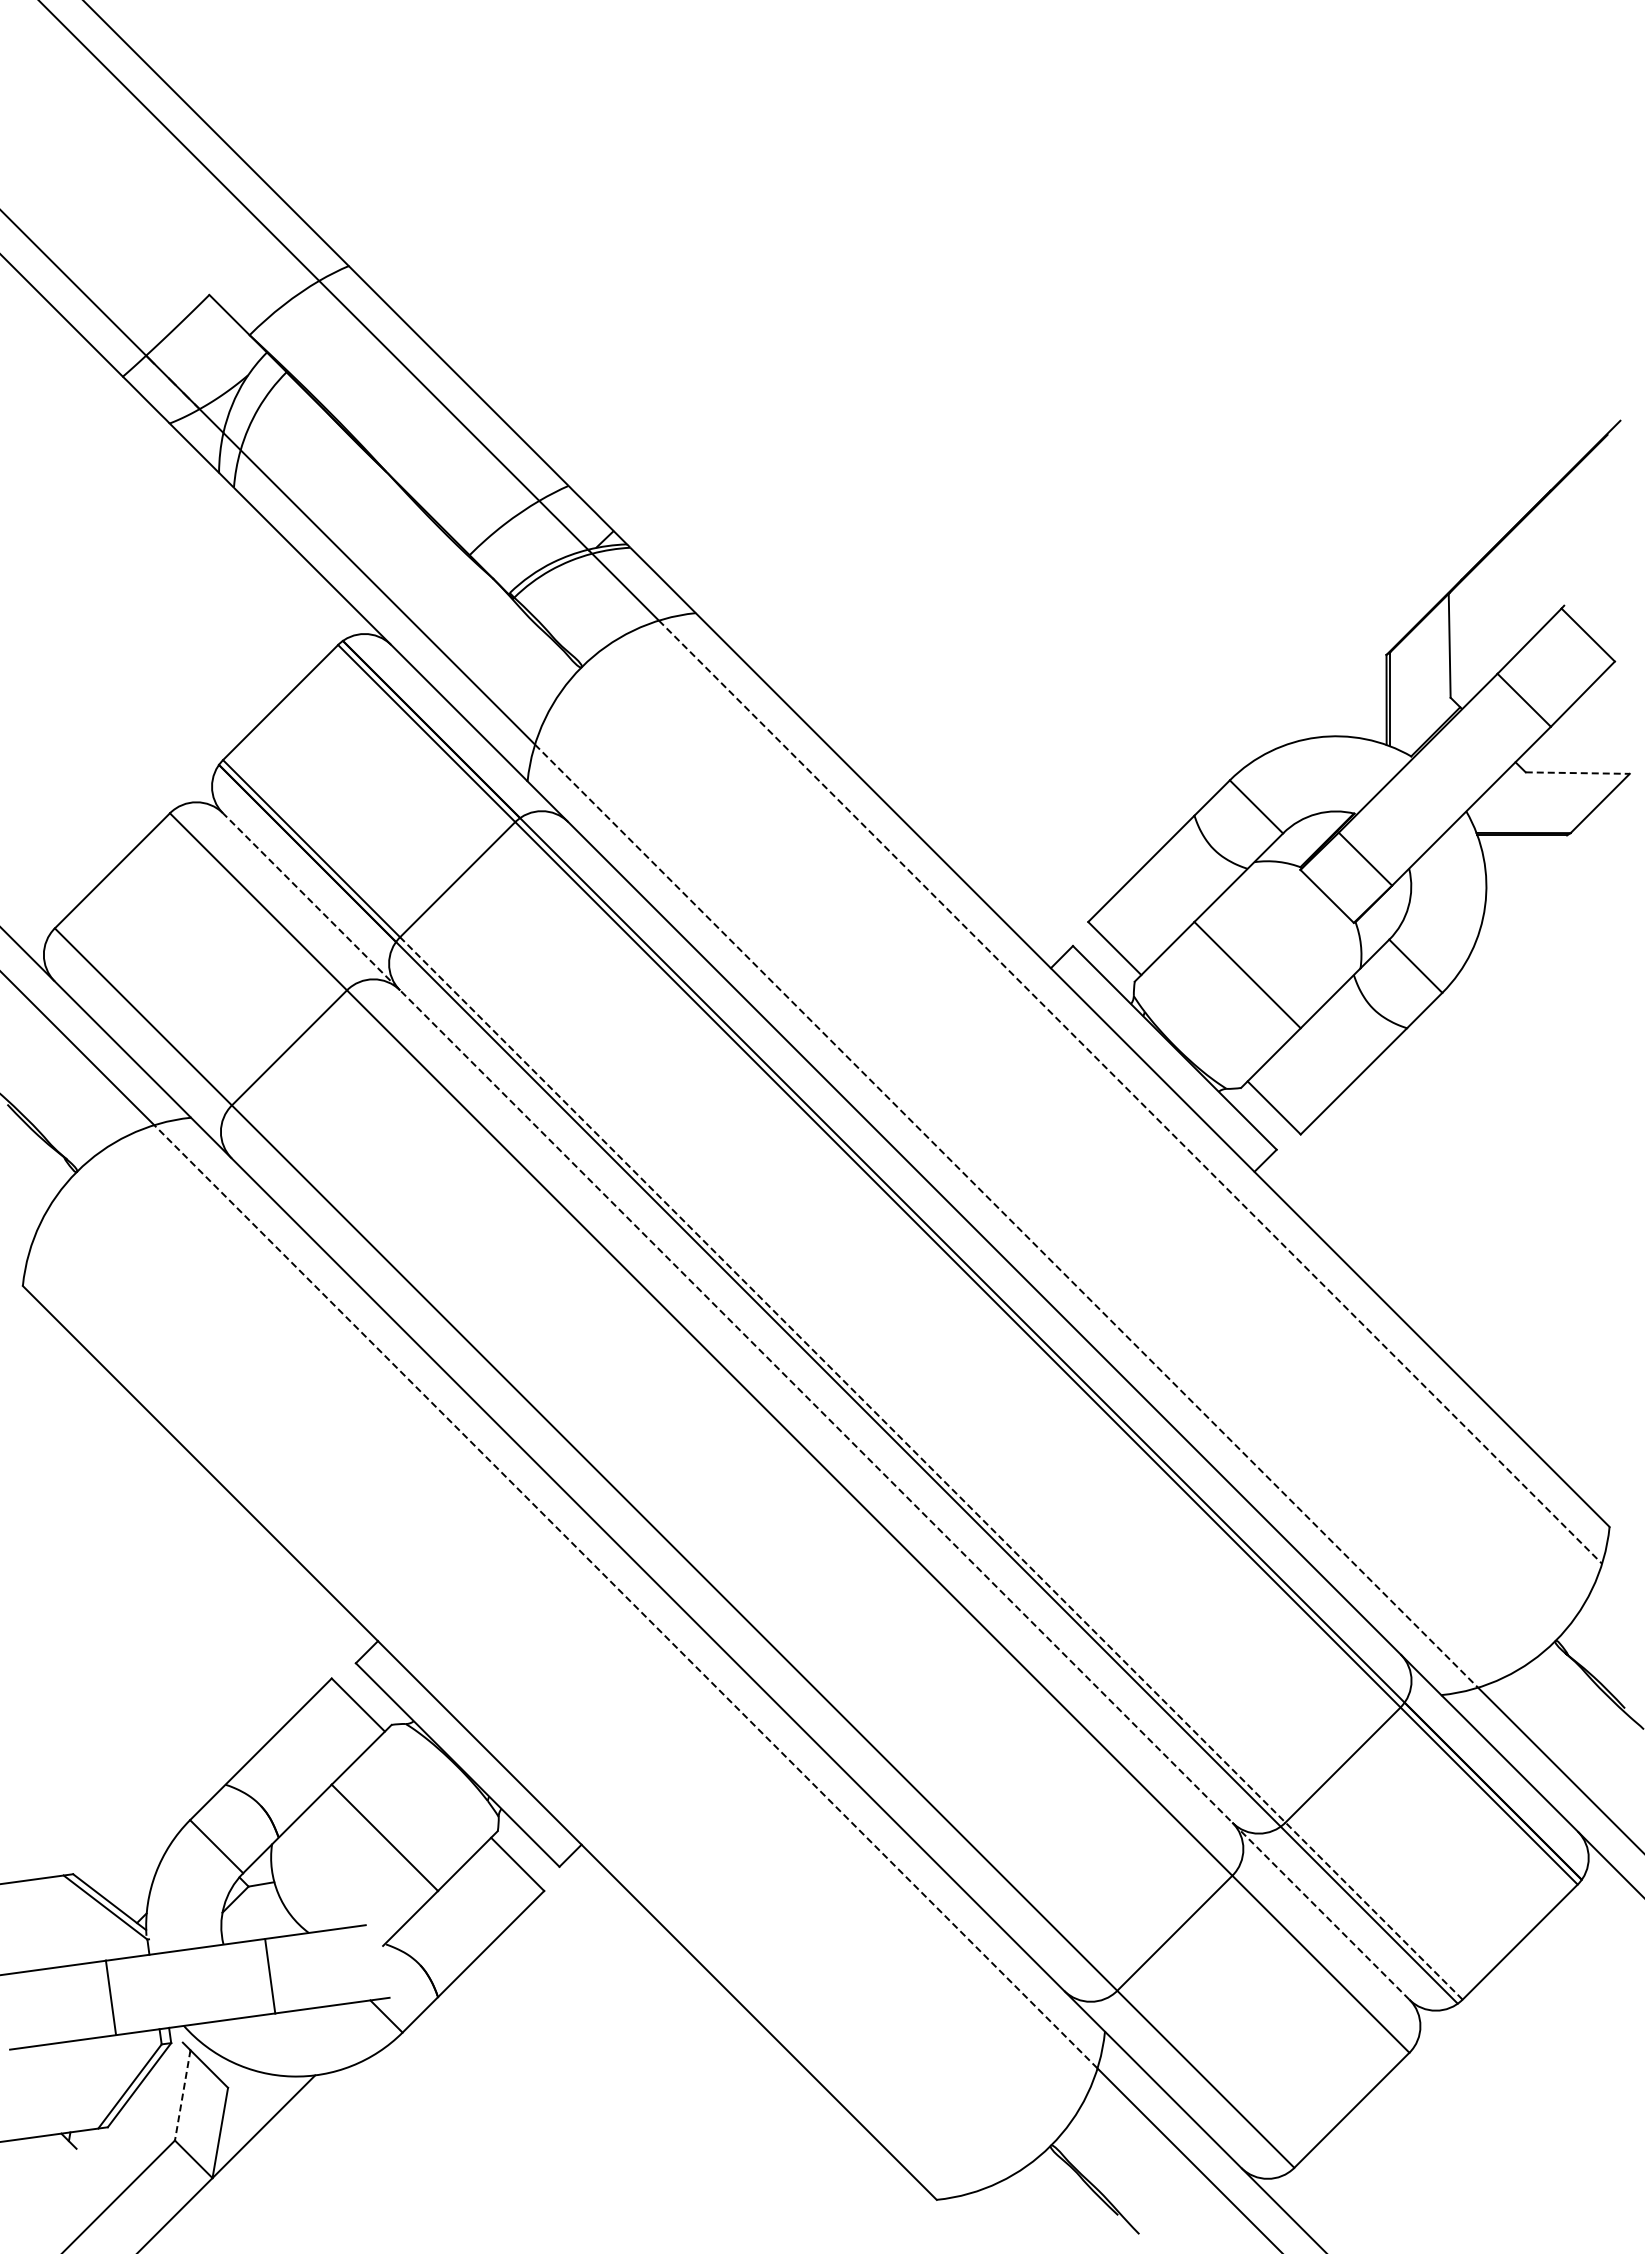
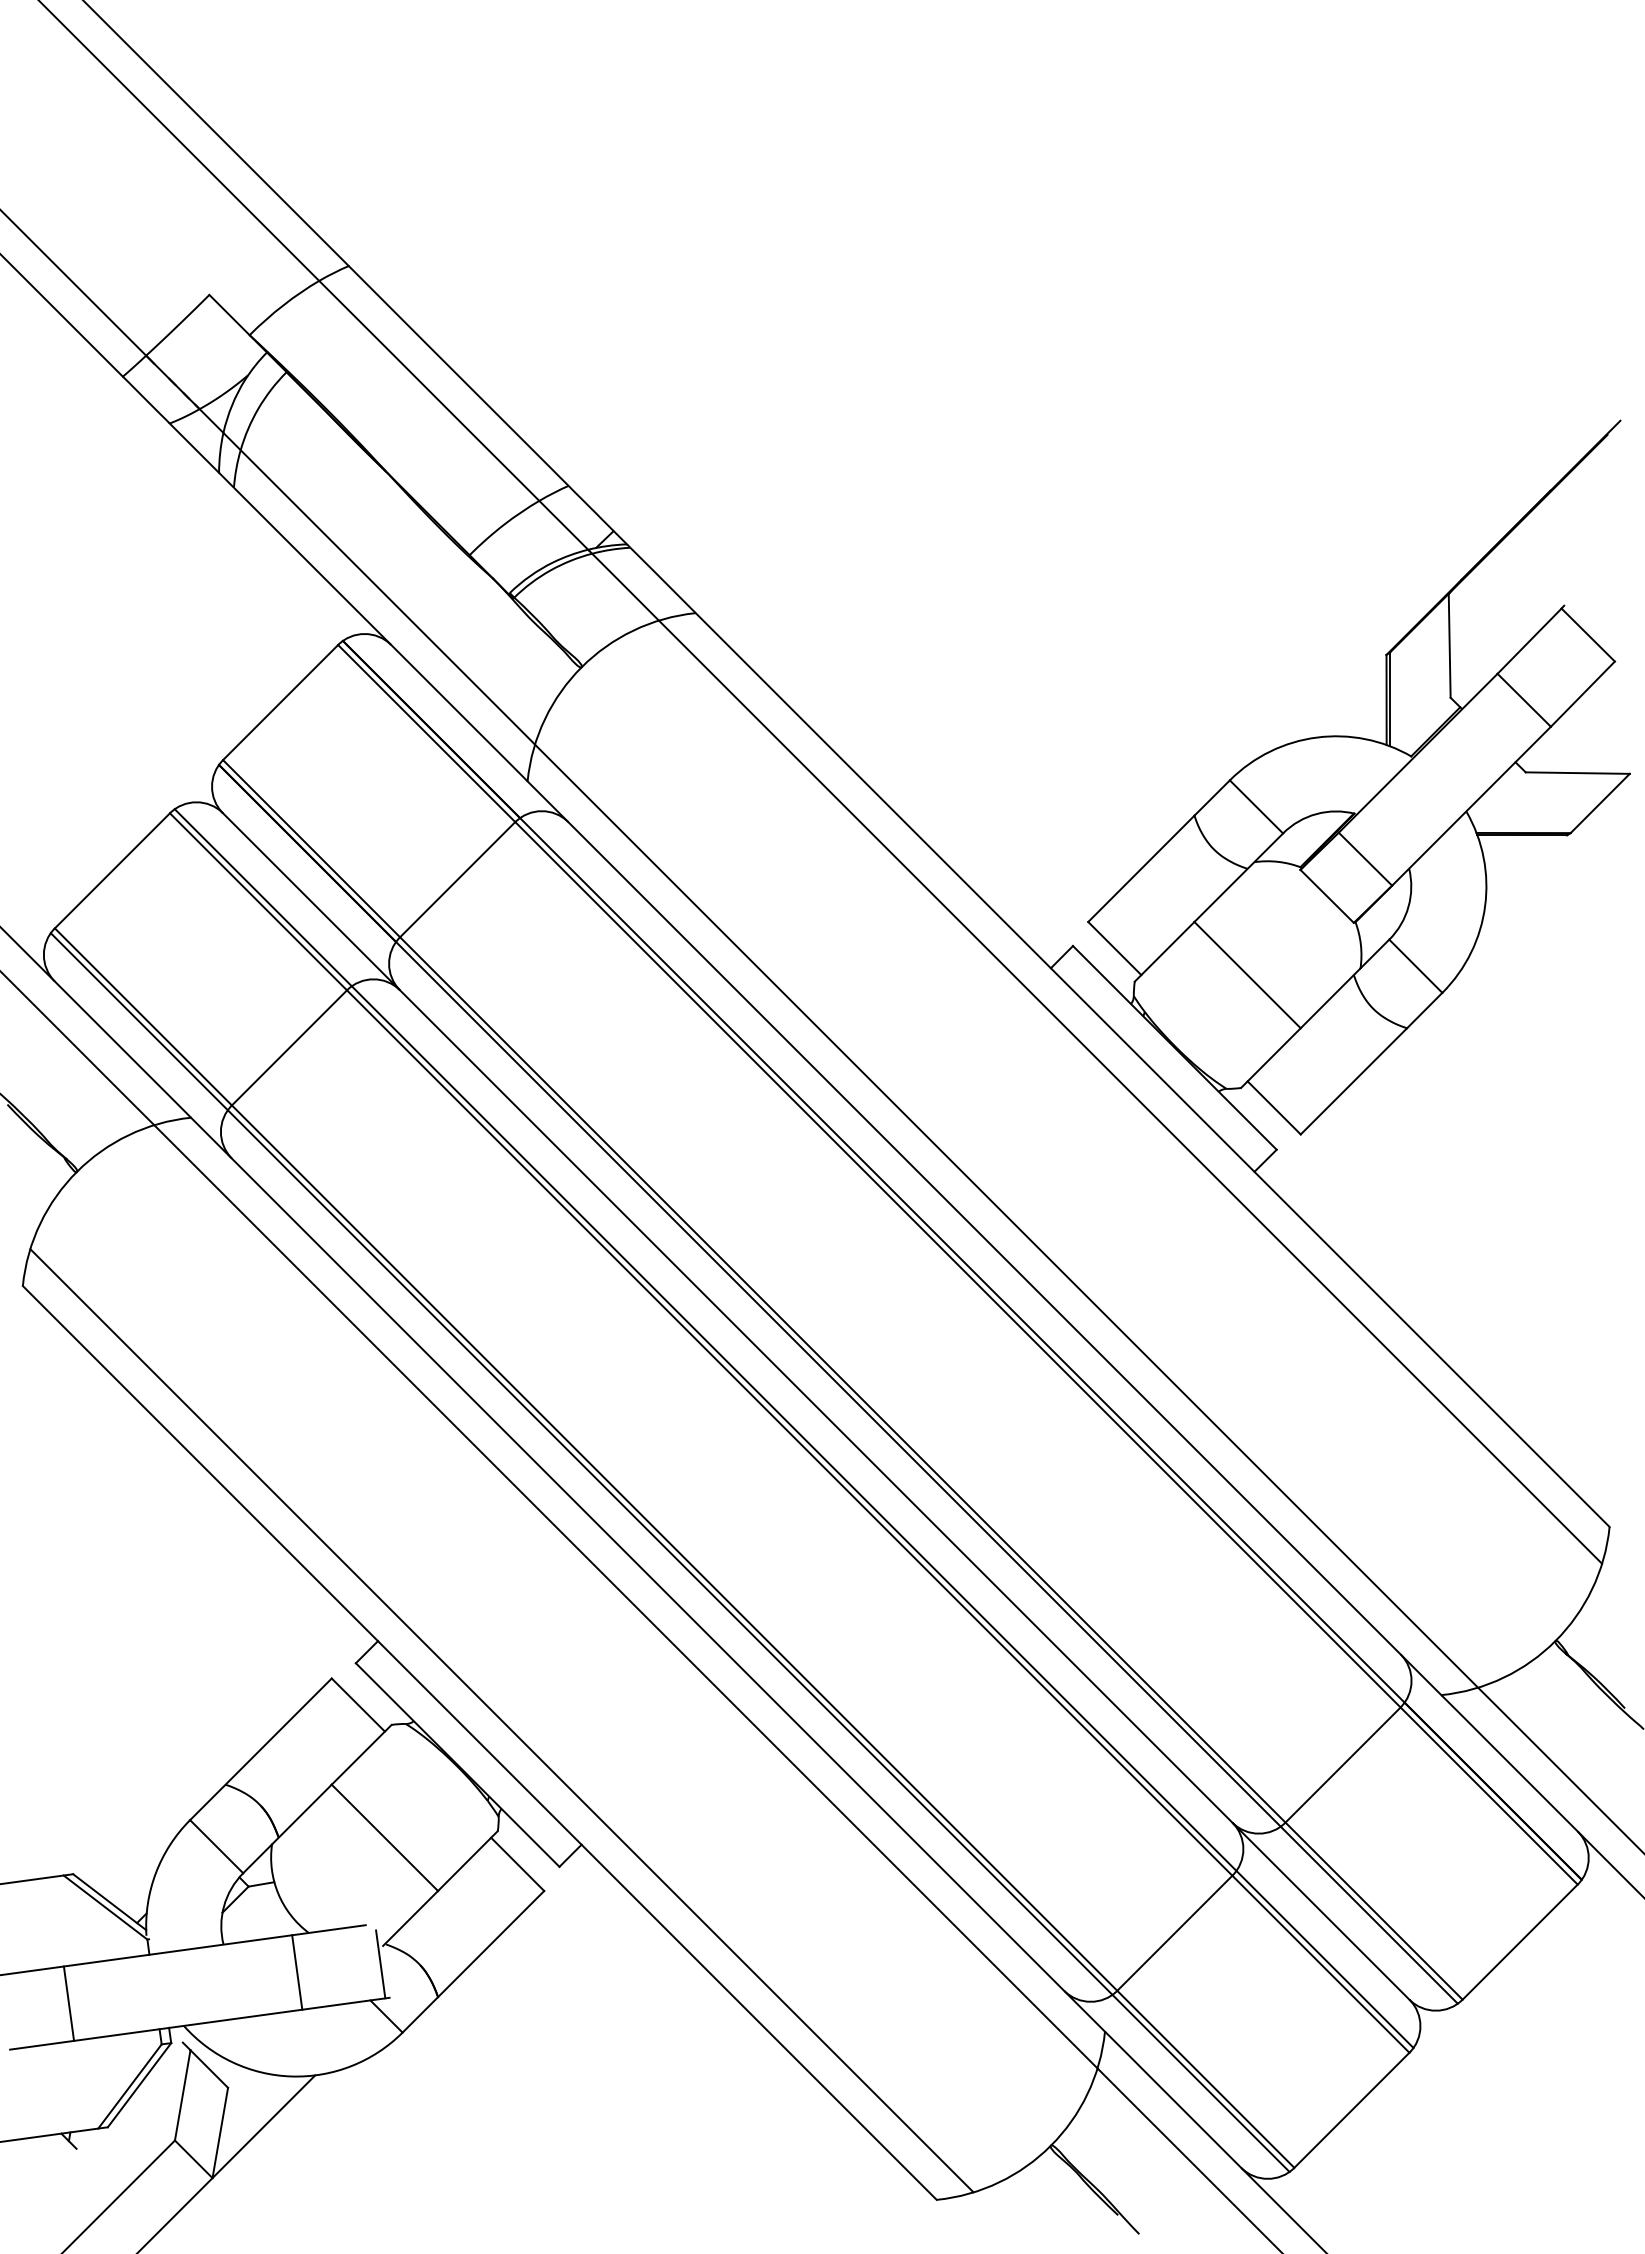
line: dashed -> solid (1578, 773)
line: dashed -> solid (1130, 1092)
line: dashed -> solid (1006, 1216)
line: dashed -> solid (816, 1406)
line: none -> present (793, 1428)
line: dashed -> solid (931, 1468)
line: none -> present (669, 1552)
line: dashed -> solid (625, 1596)
line: none -> present (501, 1720)
line: none -> present (380, 1964)
line position: (270, 1976) -> (297, 1972) (297, 1972)
line position: (110, 1997) -> (68, 2003) (68, 2003)
line: dashed -> solid (182, 2095)
